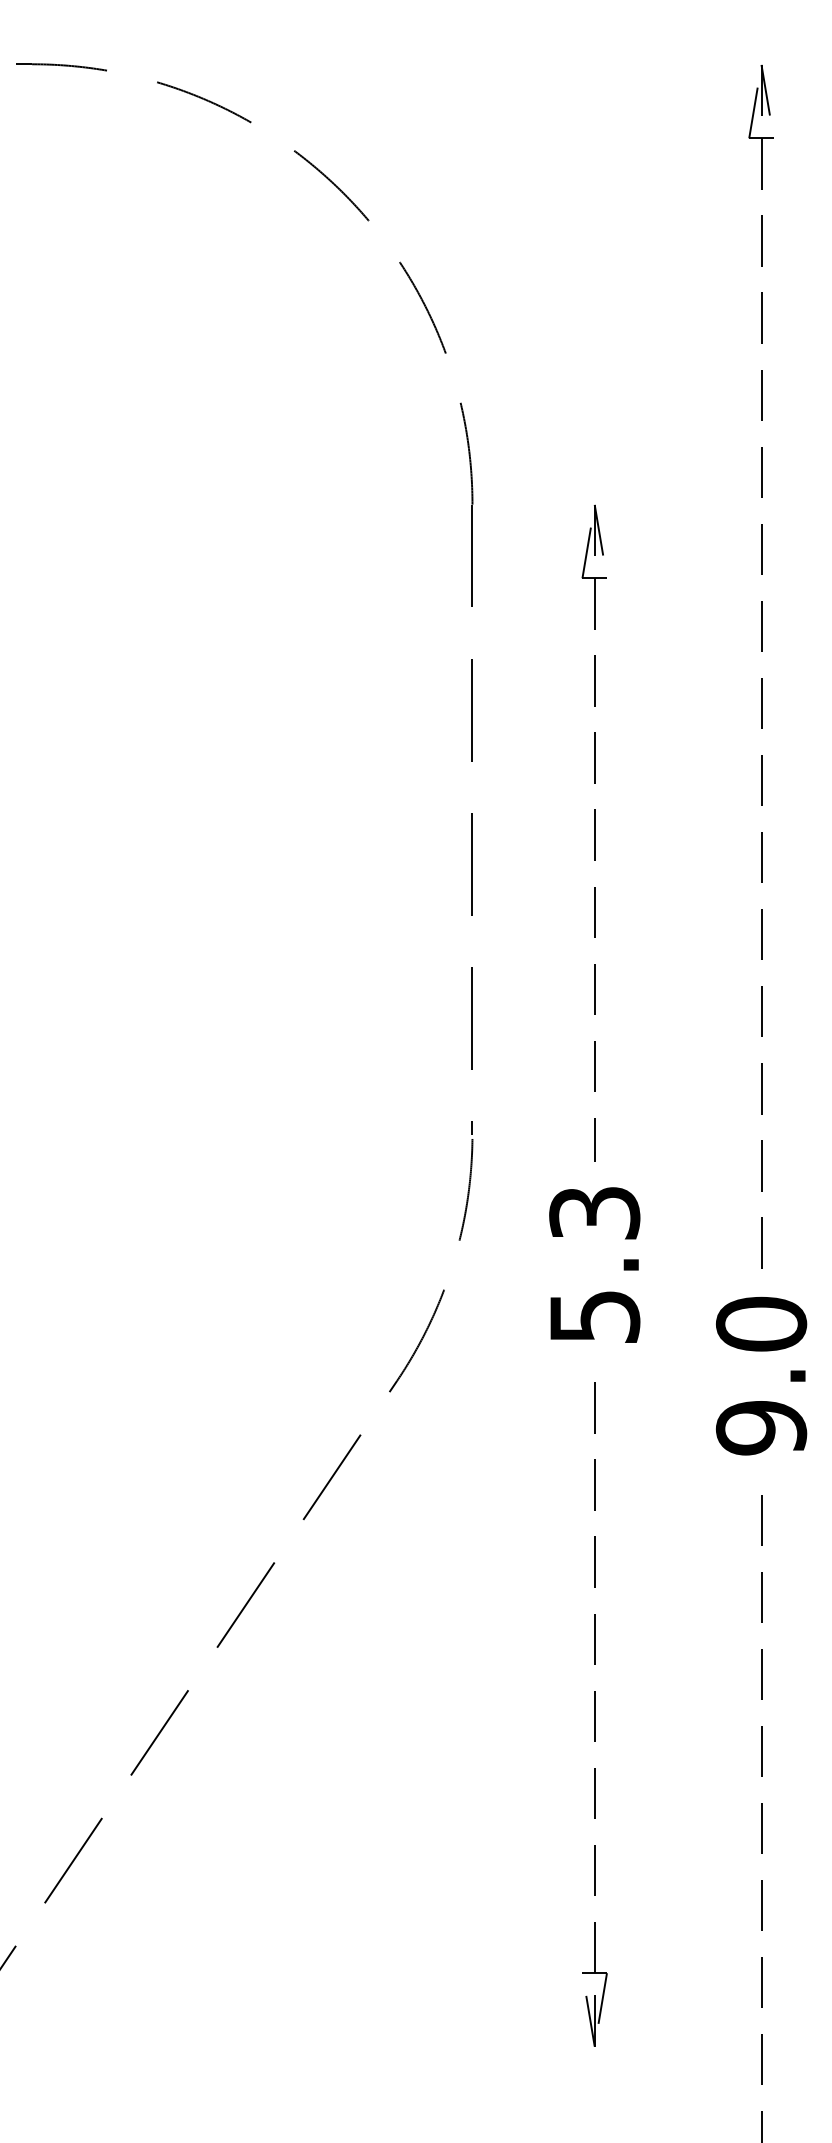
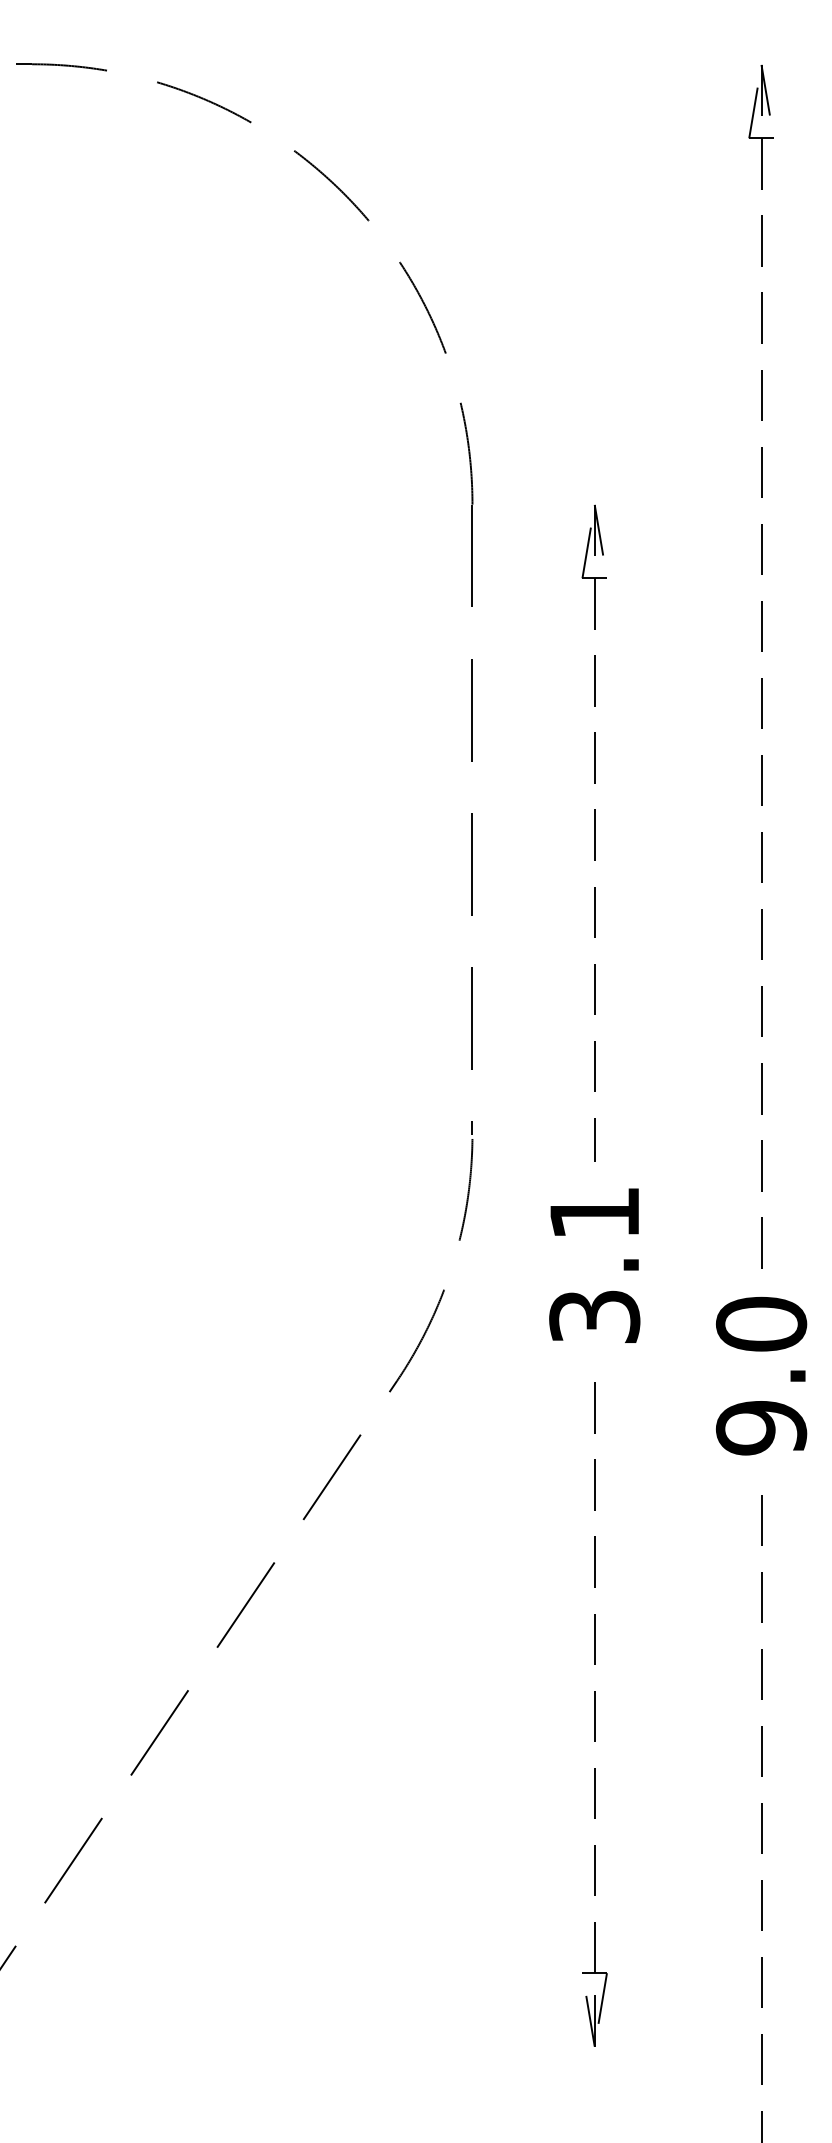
text: 5.3 -> 3.1 (594, 1264)
